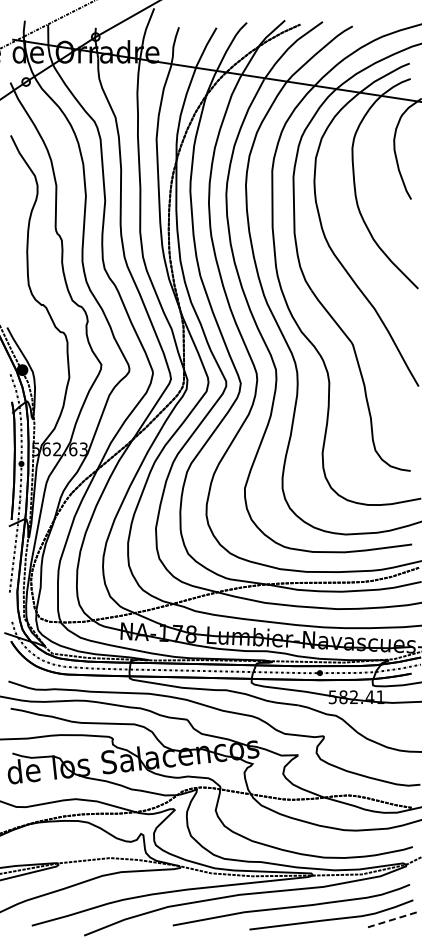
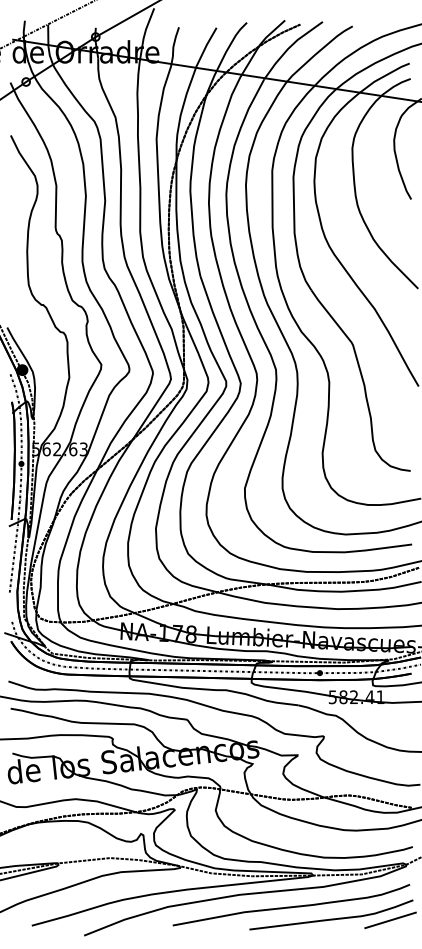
line: dashed -> solid (390, 920)
